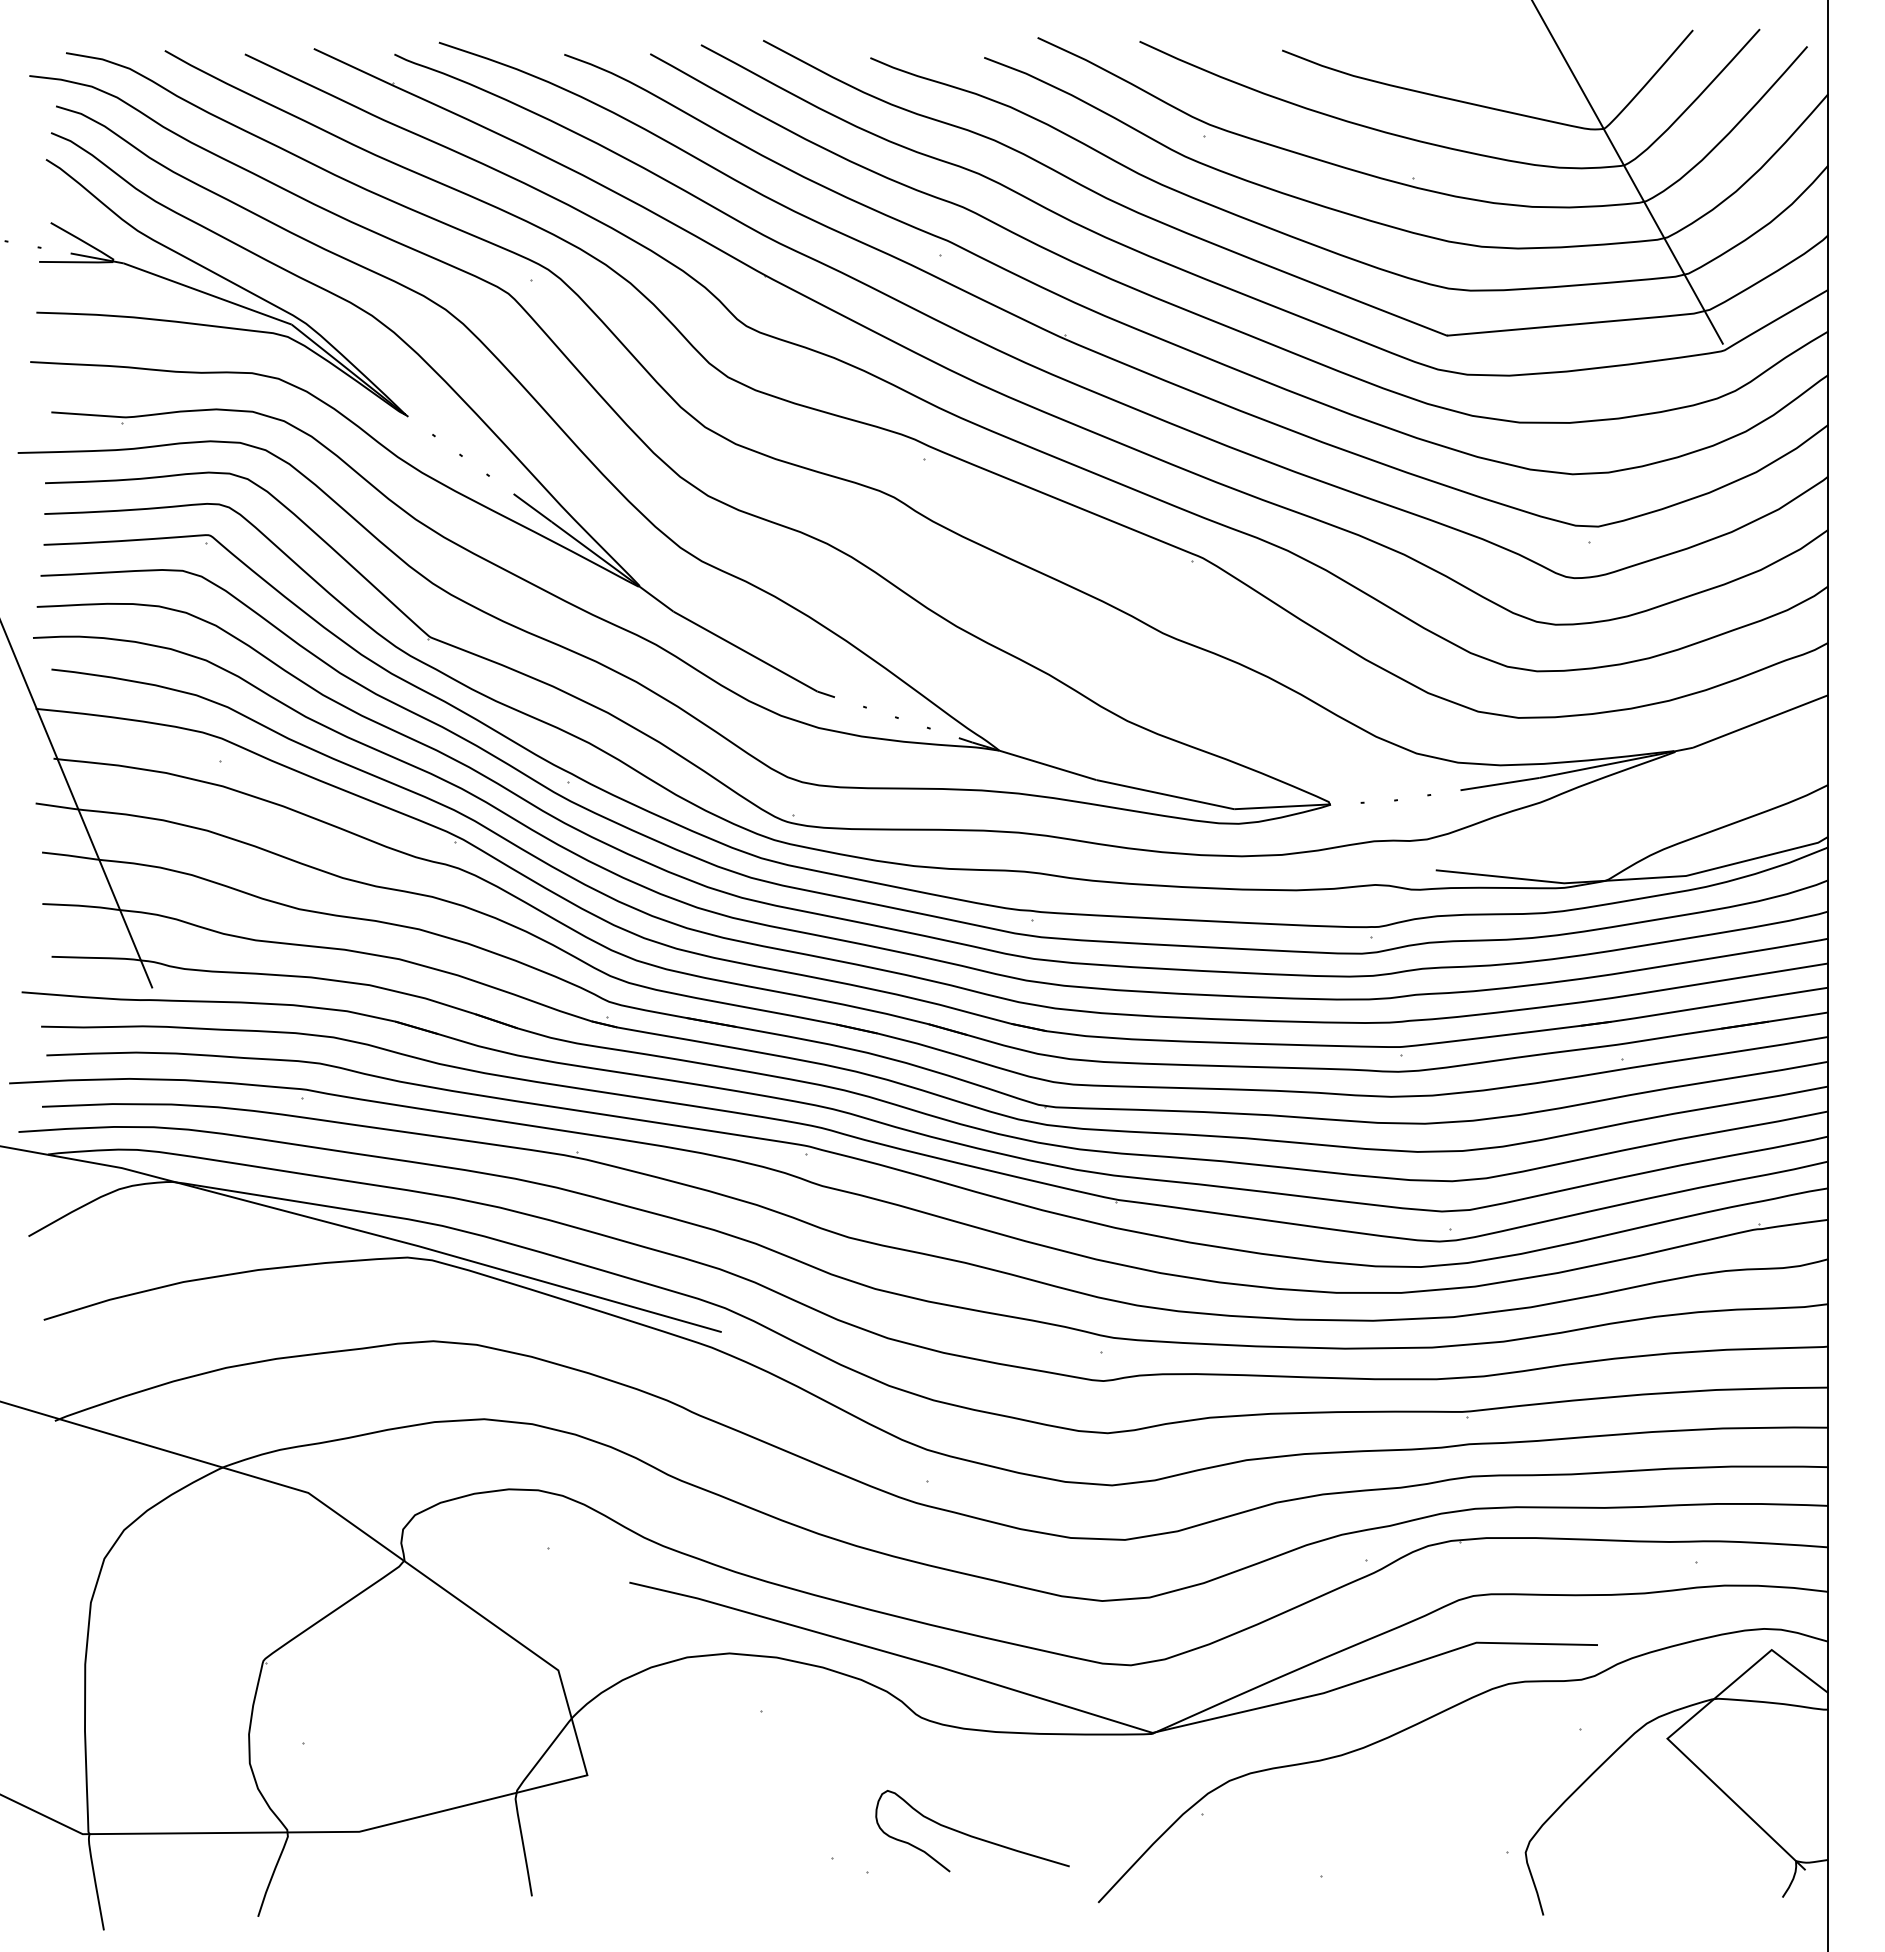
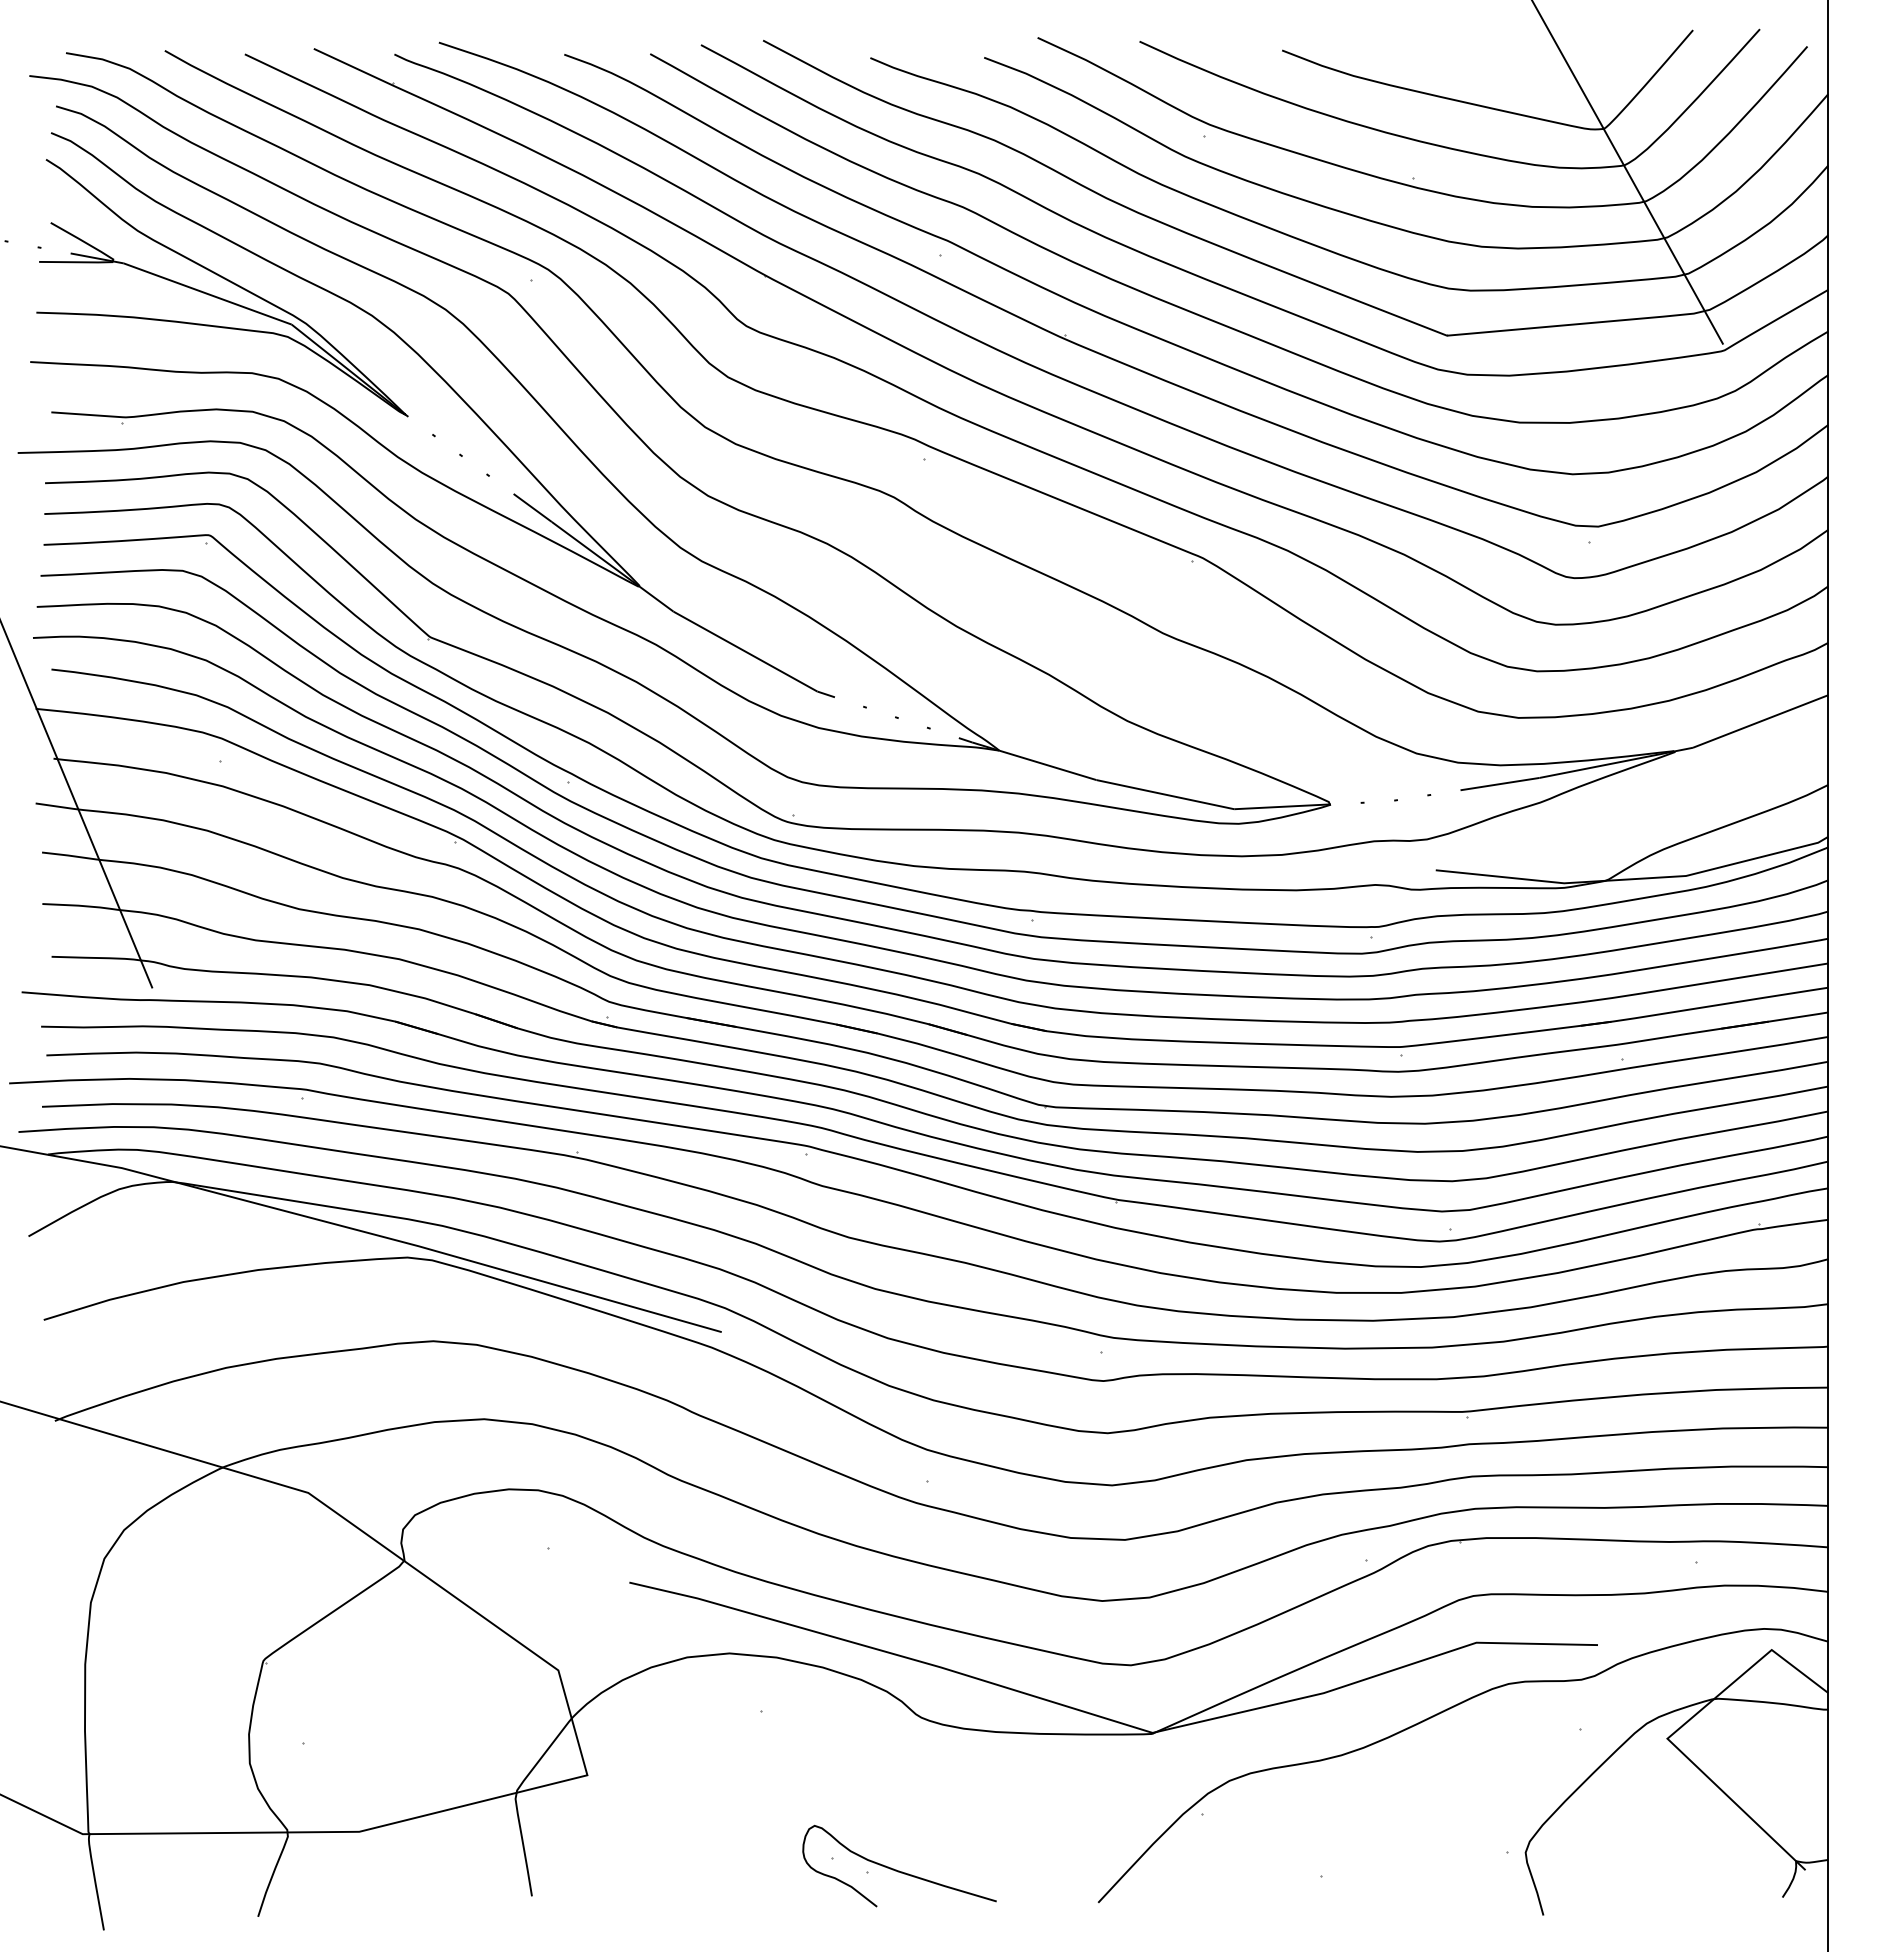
curve position: (969, 1834) -> (896, 1869) (896, 1869)
